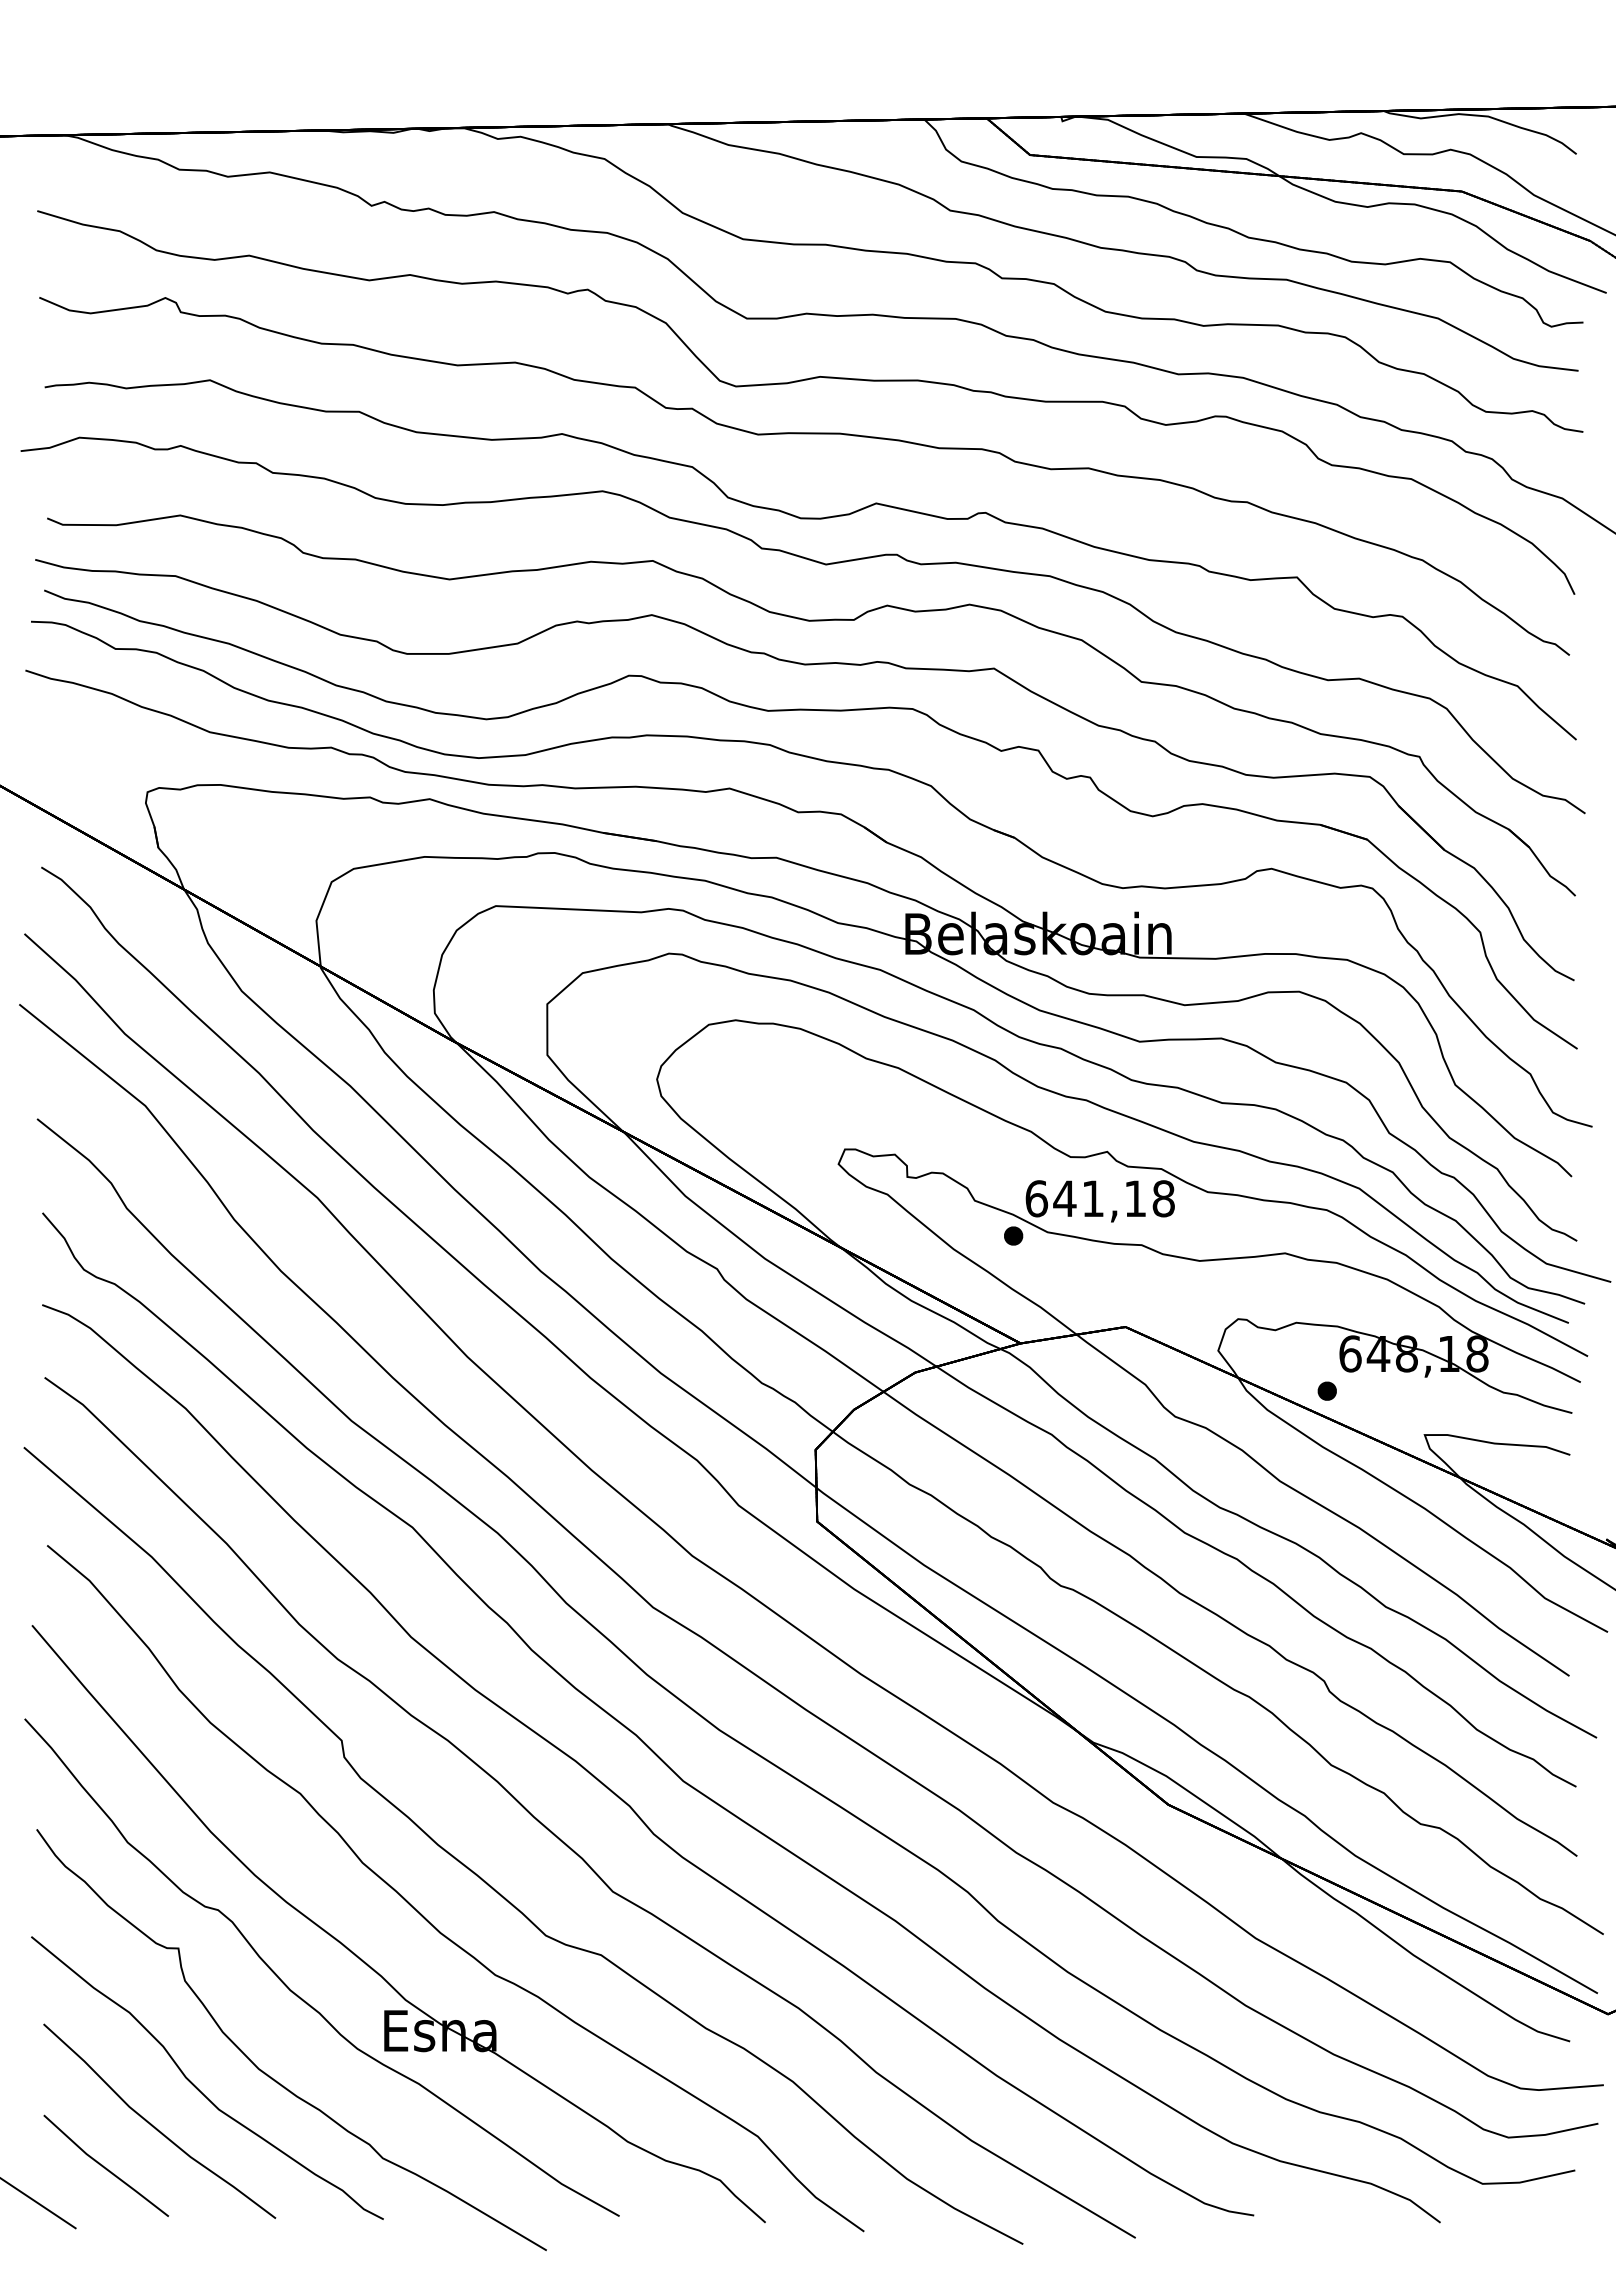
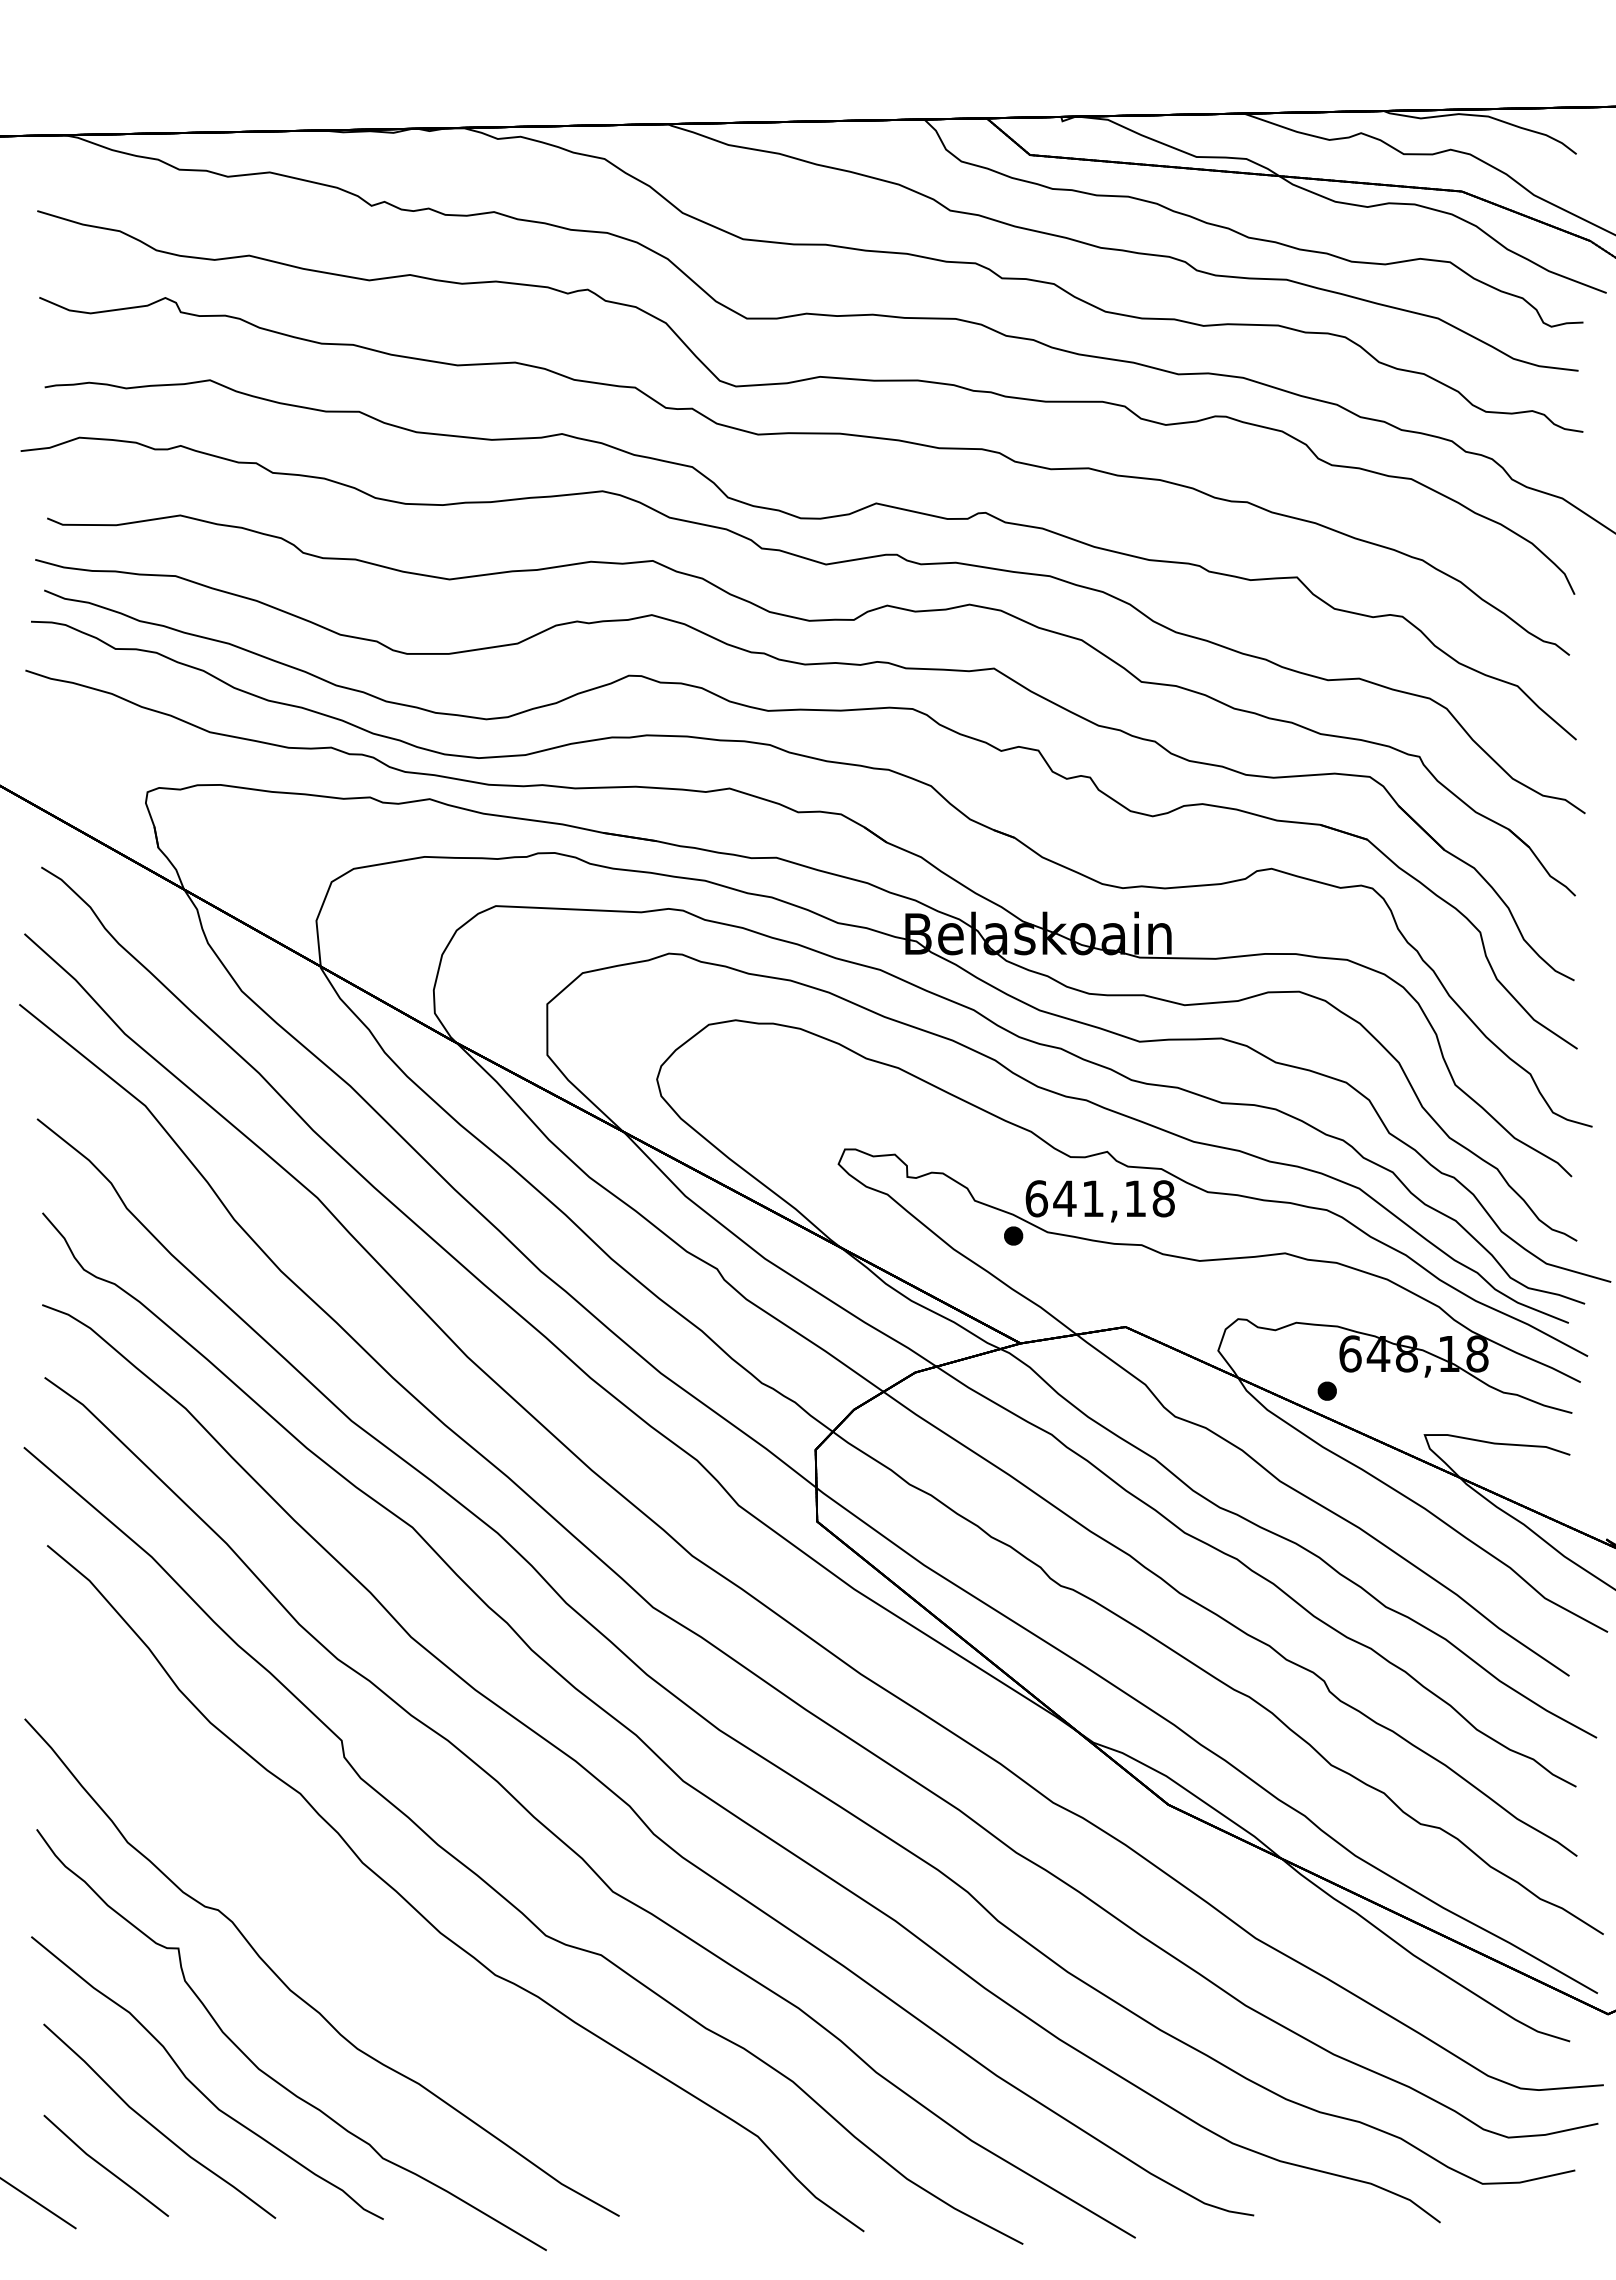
part: present -> none (366, 1962)
